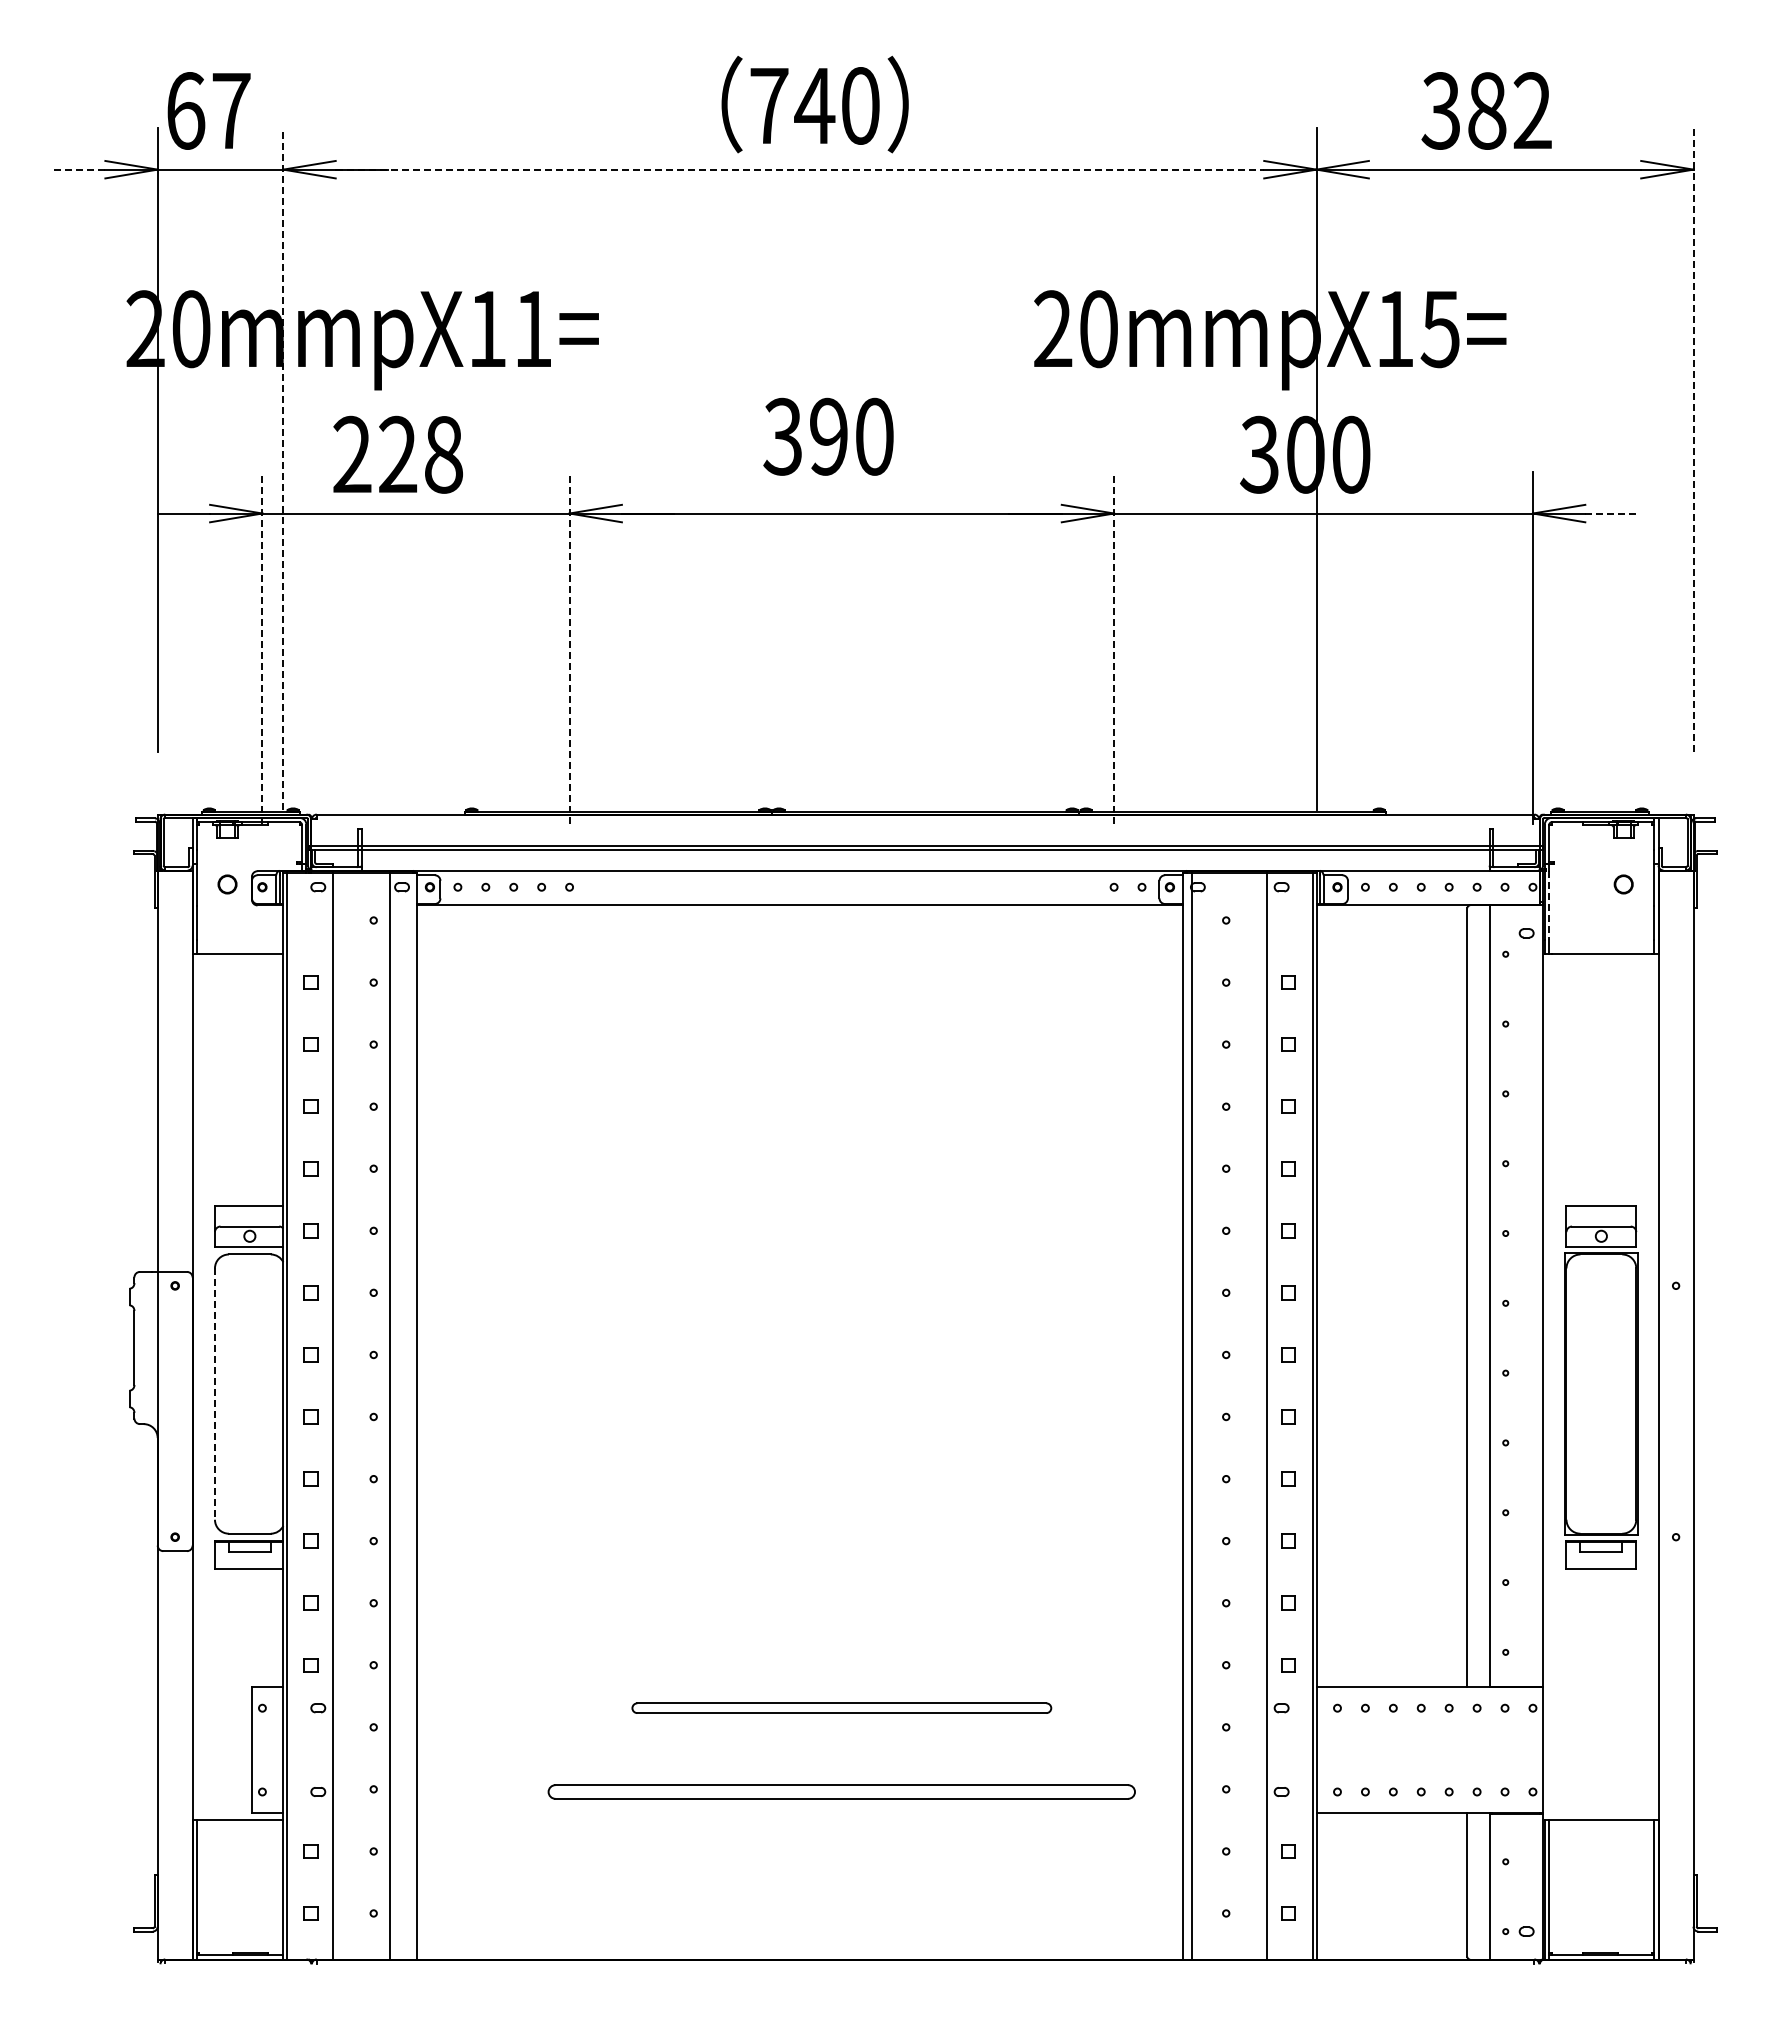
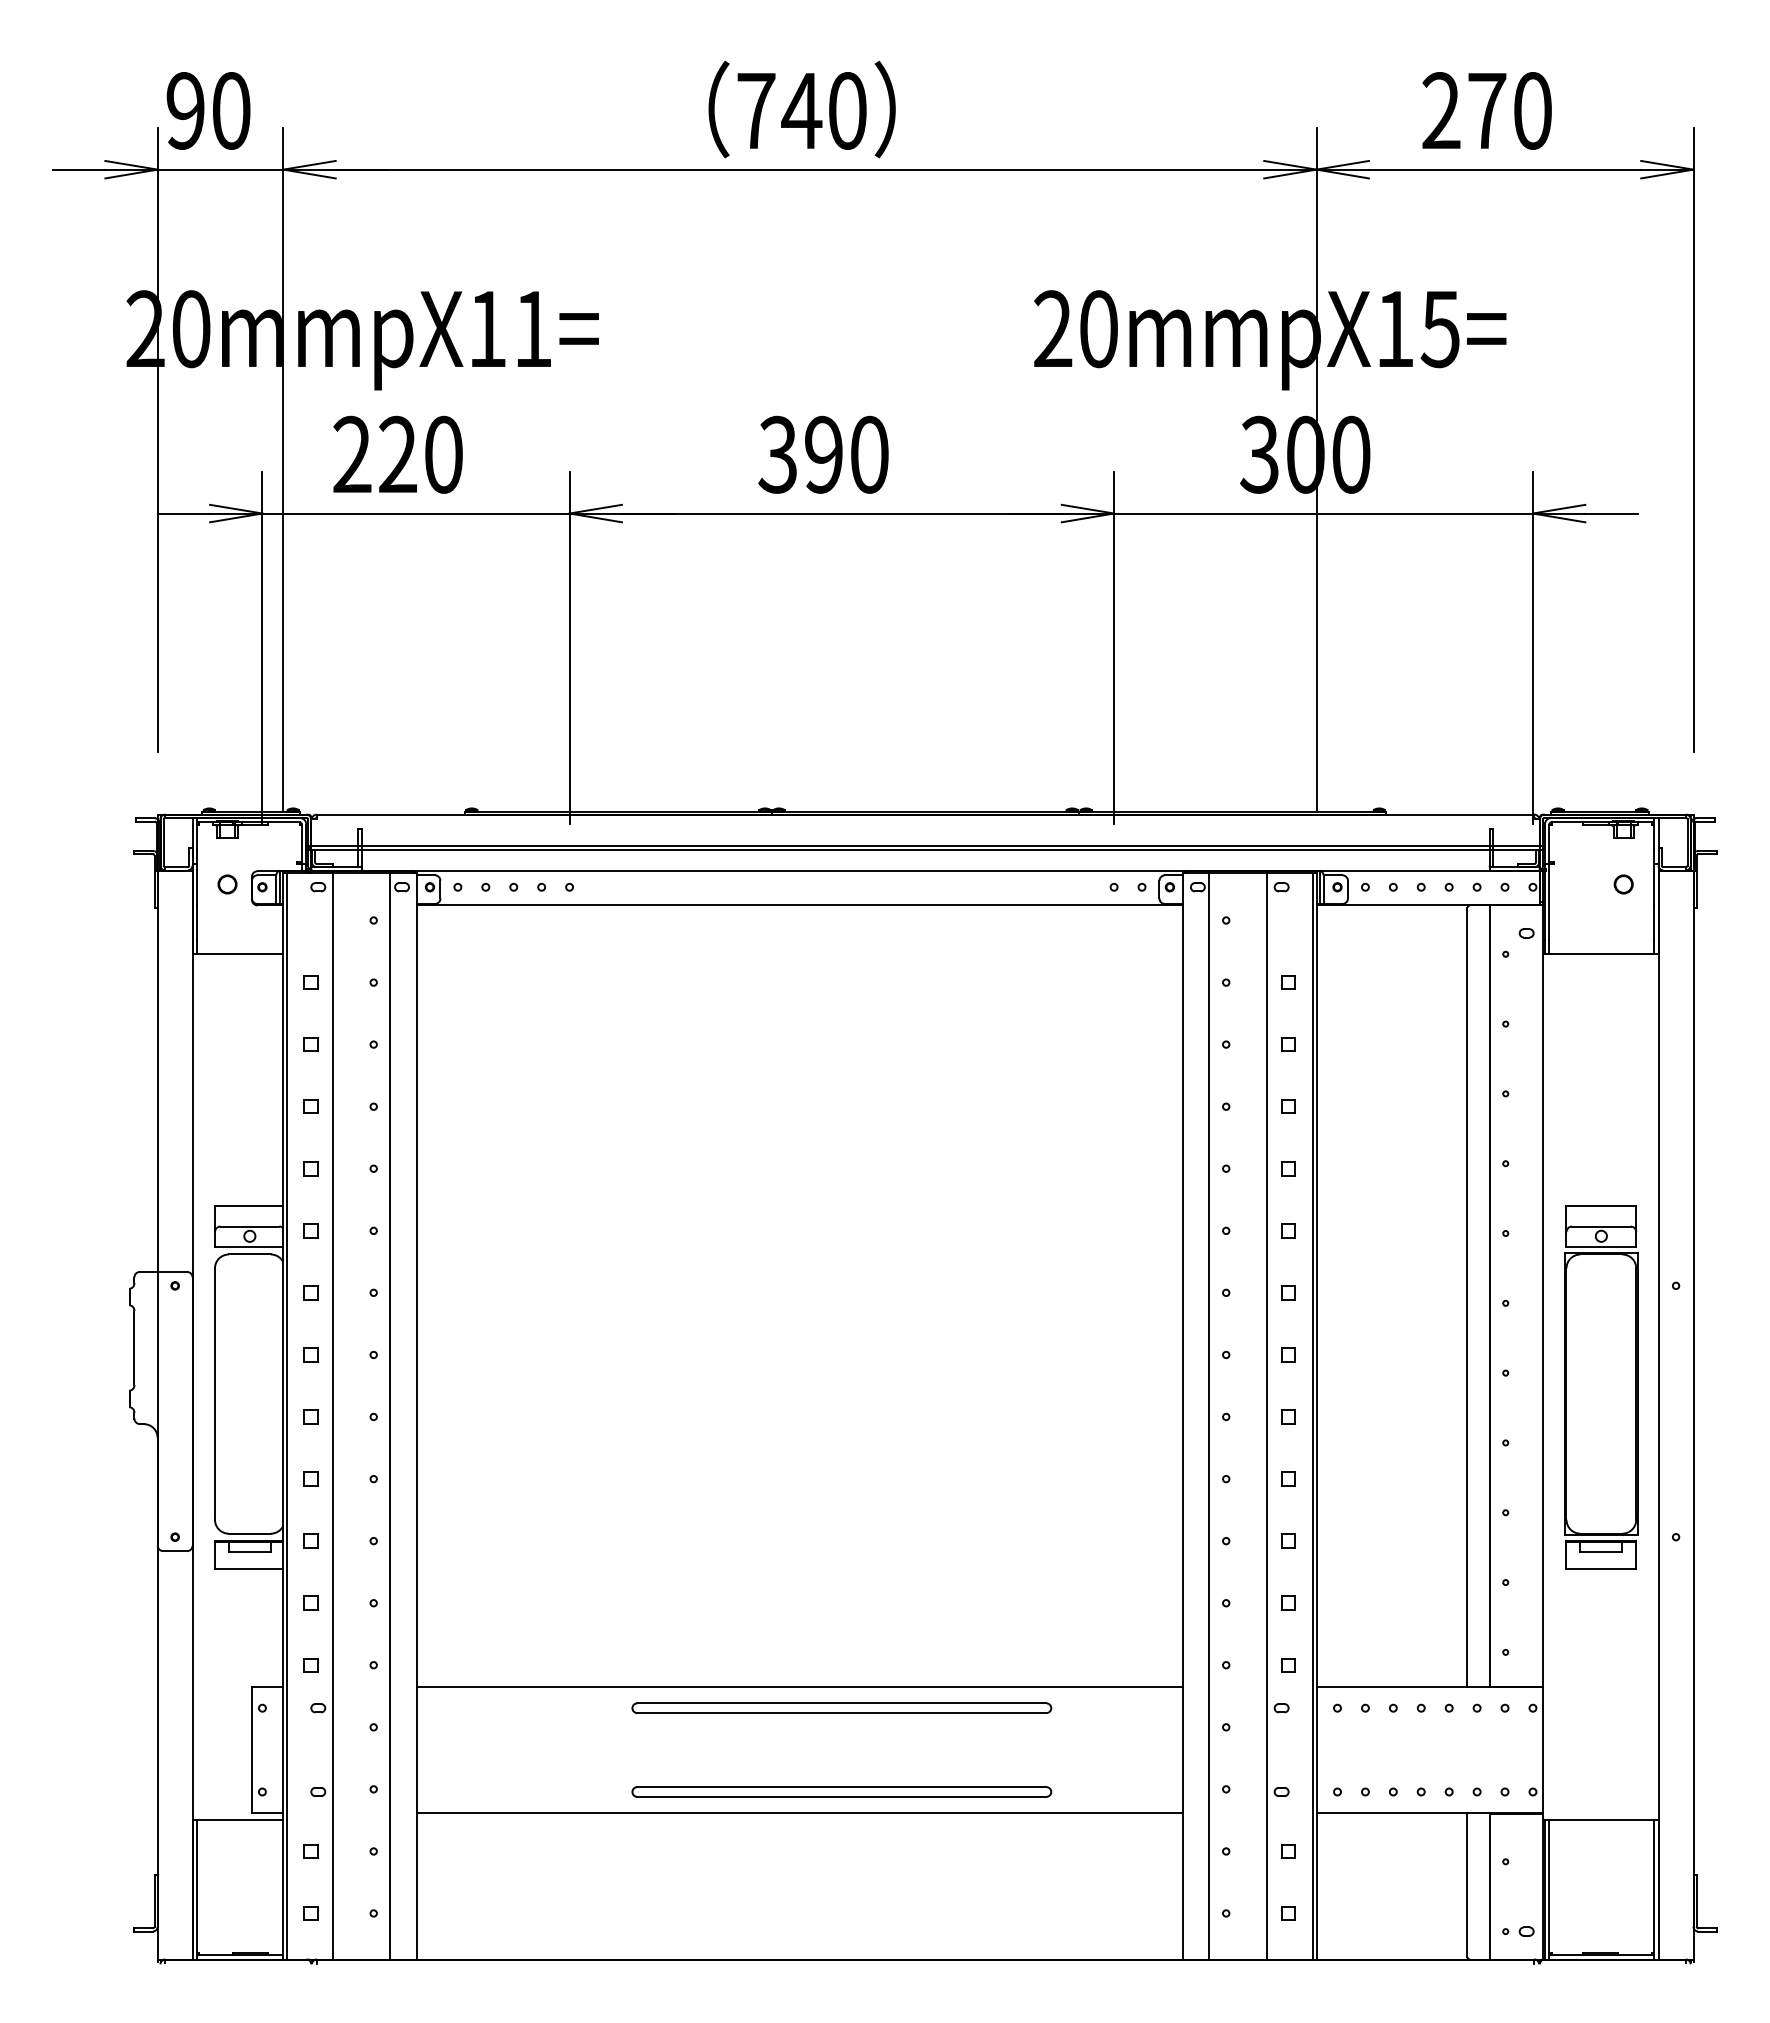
text position: (814, 104) -> (801, 109) (801, 109)
text: 67 -> 90 (208, 110)
text: 382 -> 270 (1486, 110)
line: dashed -> solid (78, 169)
line: dashed -> solid (800, 169)
text position: (828, 436) -> (823, 454) (823, 454)
line: dashed -> solid (1693, 439)
text: 228 -> 220 (443, 454)
line: dashed -> solid (283, 468)
line: dashed -> solid (1611, 513)
line: dashed -> solid (262, 647)
line: dashed -> solid (569, 647)
line: dashed -> solid (1114, 647)
line: dashed -> solid (1549, 905)
line: dashed -> solid (214, 1394)
line position: (1192, 1416) -> (1209, 1416) (1209, 1416)
line: none -> present (799, 1687)
part size: 589x16 px -> 422x12 px (841, 1791)
line: none -> present (799, 1812)
